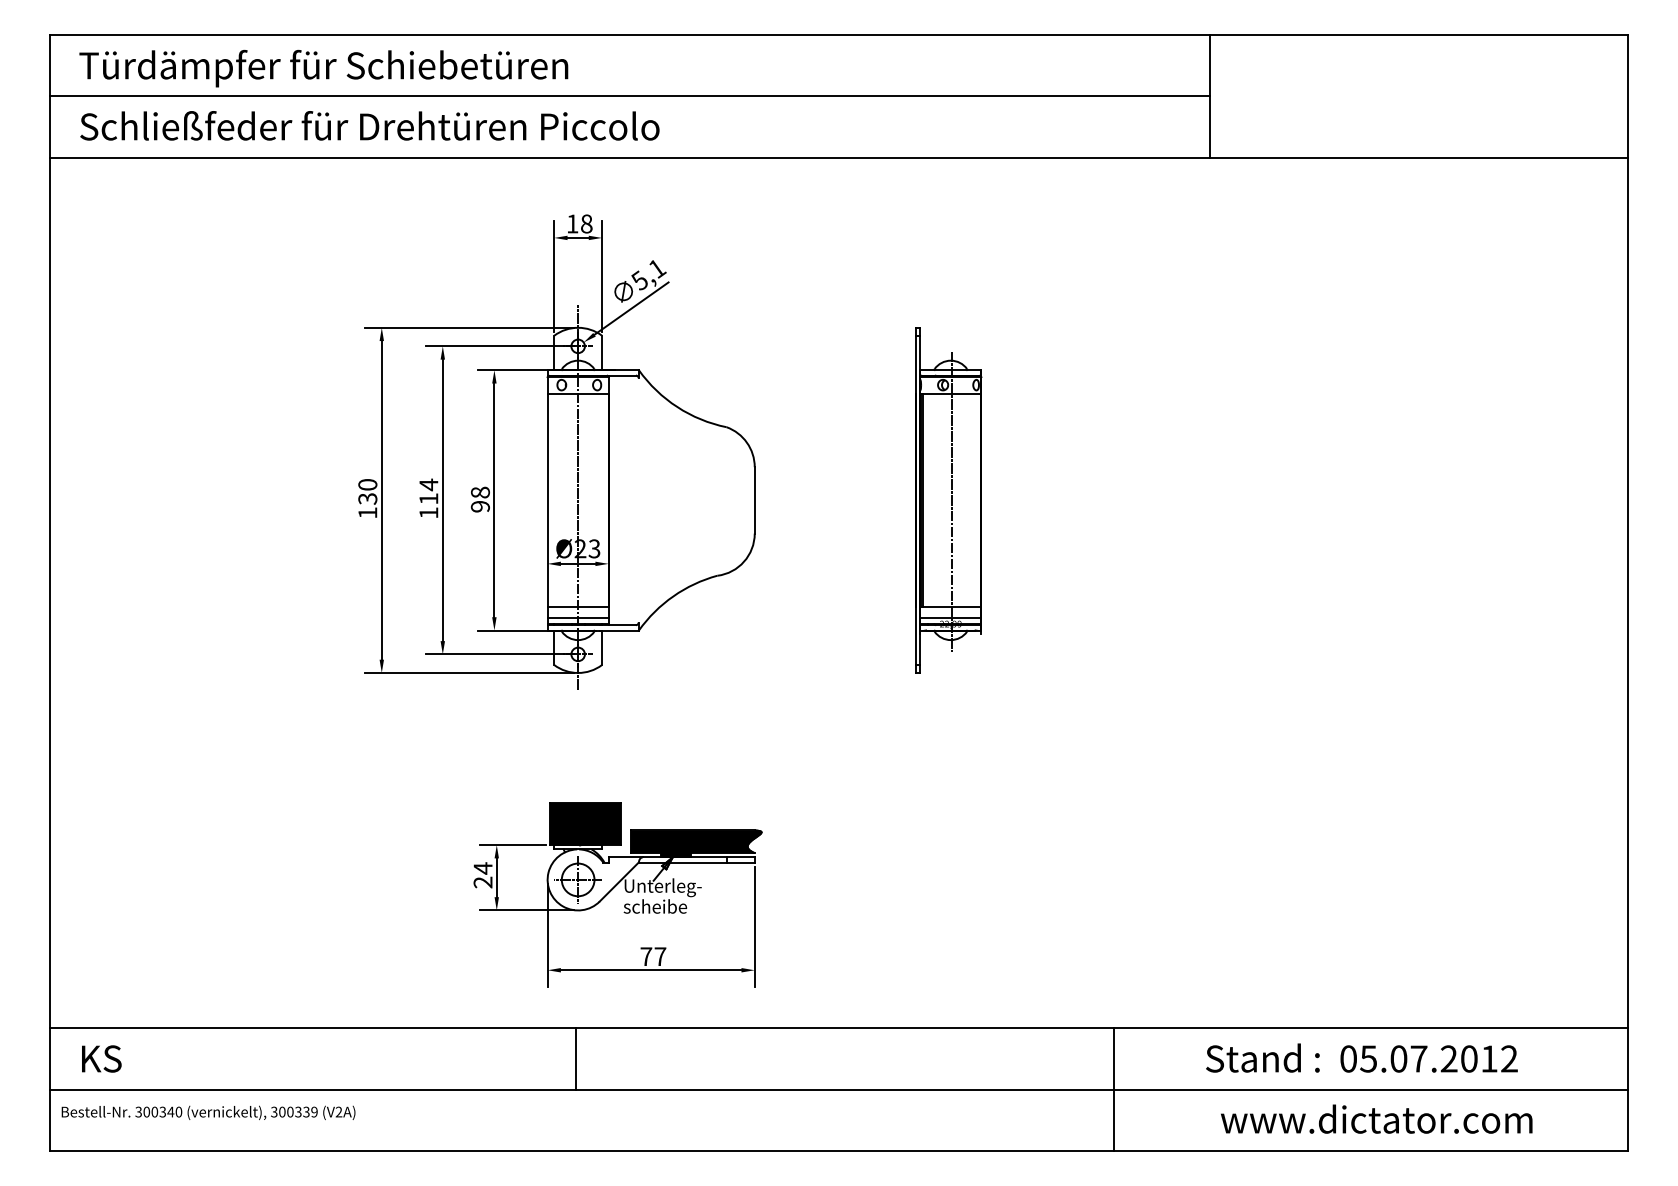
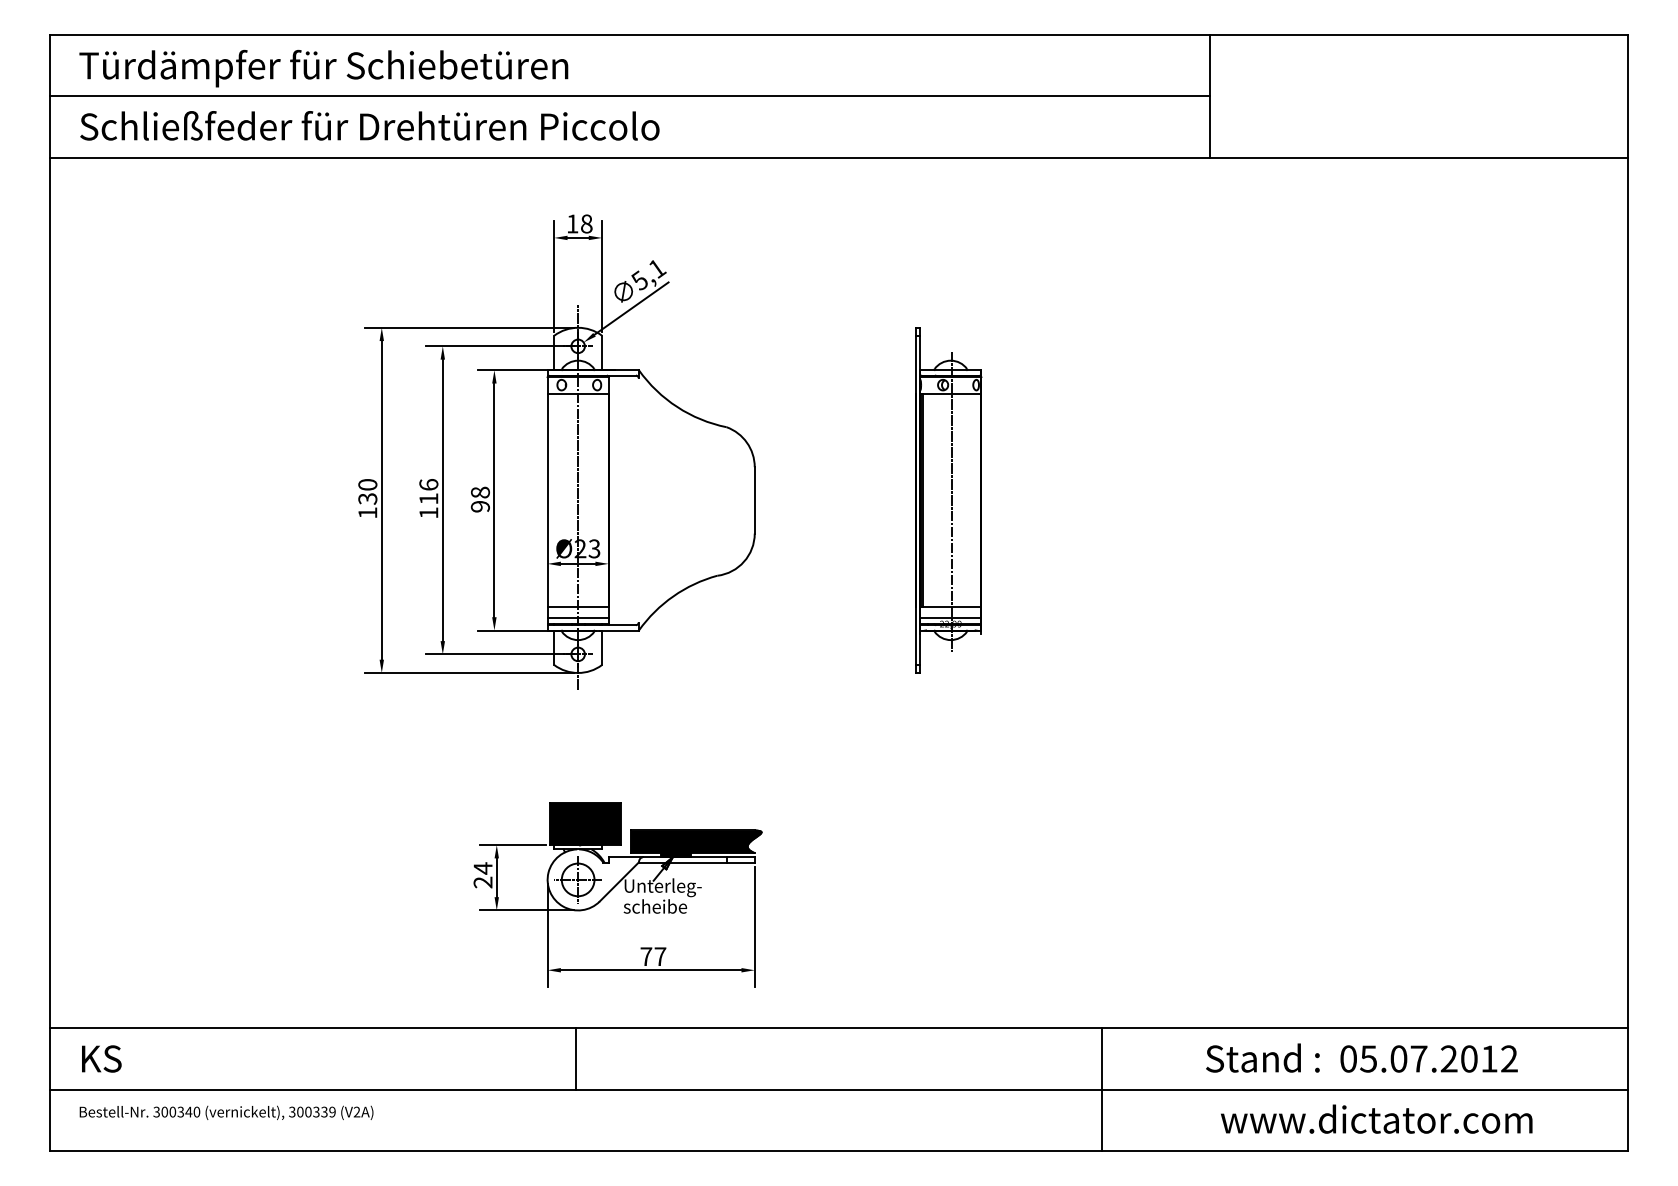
text: 114 -> 116 (428, 484)
line position: (1113, 1089) -> (1101, 1089) (1101, 1089)
text position: (208, 1112) -> (226, 1112) (226, 1112)
